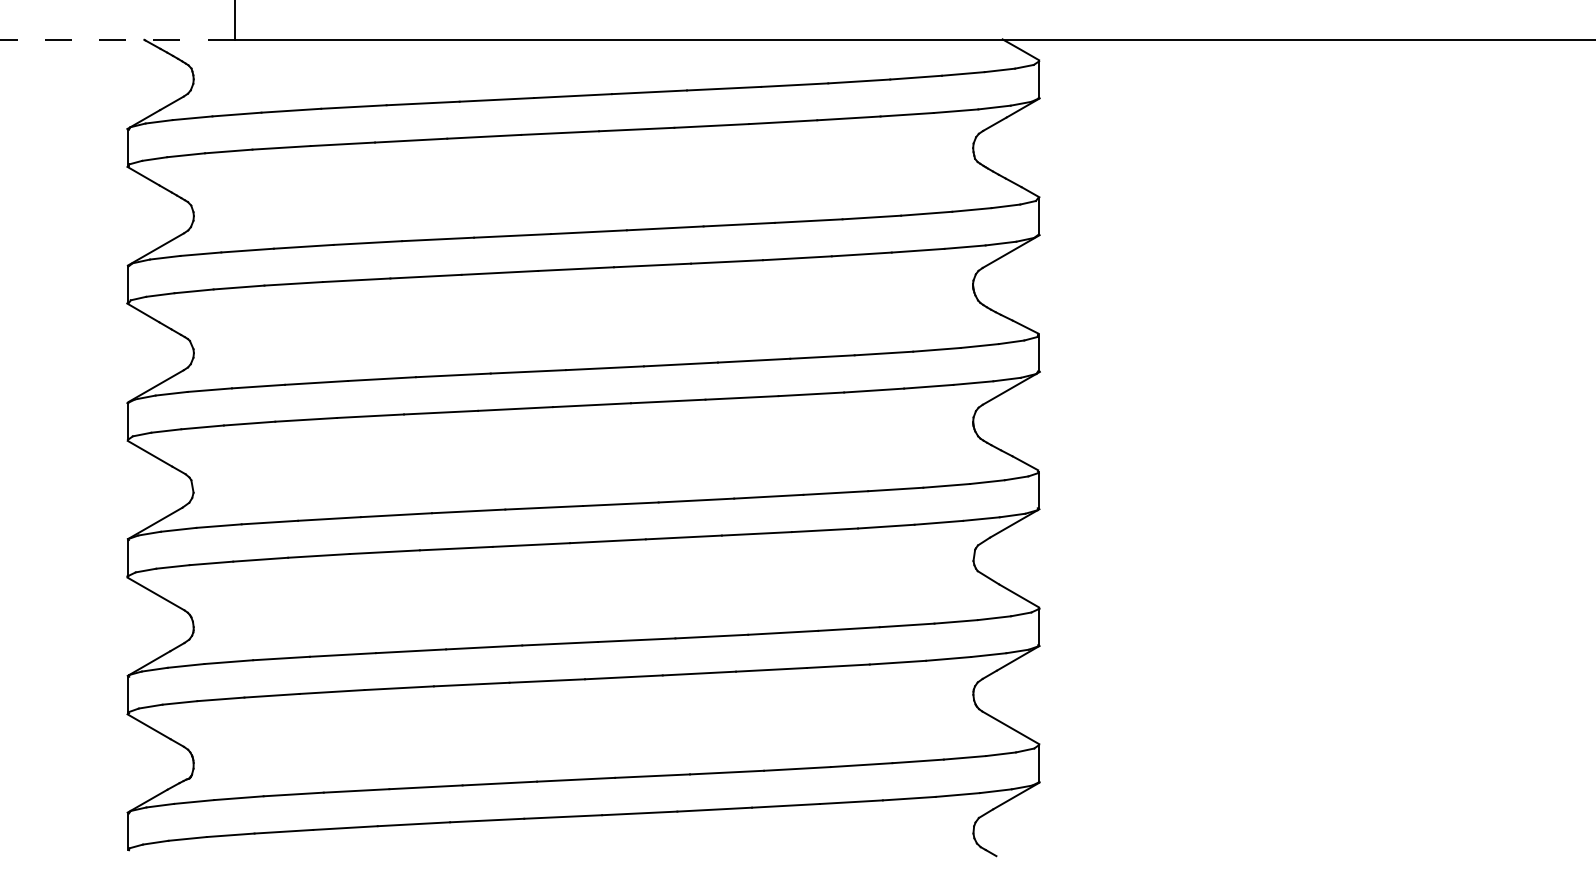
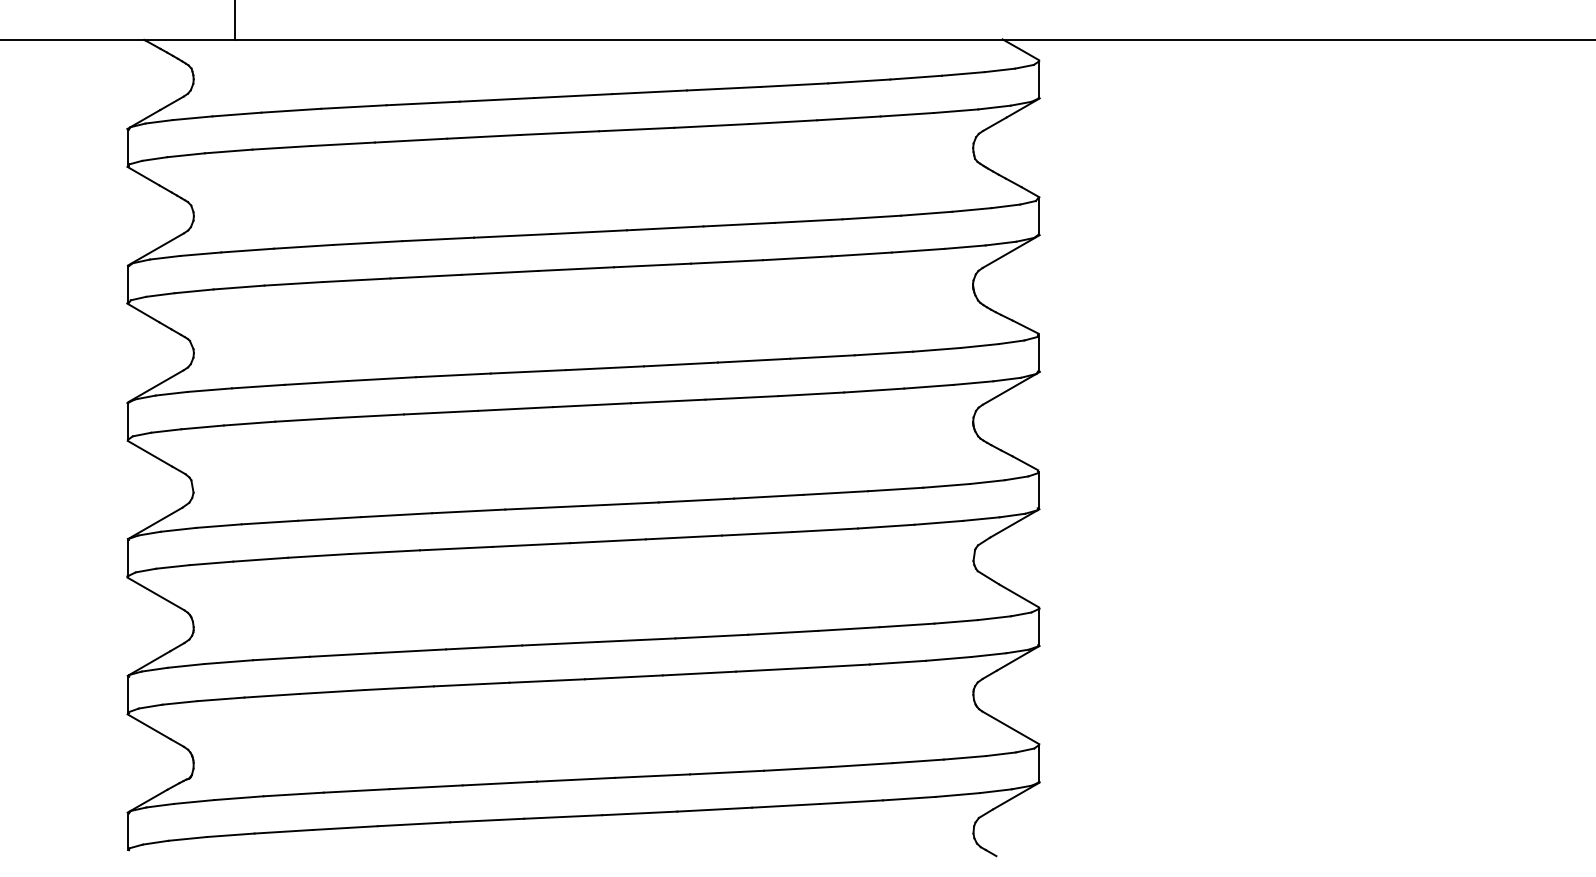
line: dashed -> solid (117, 39)
